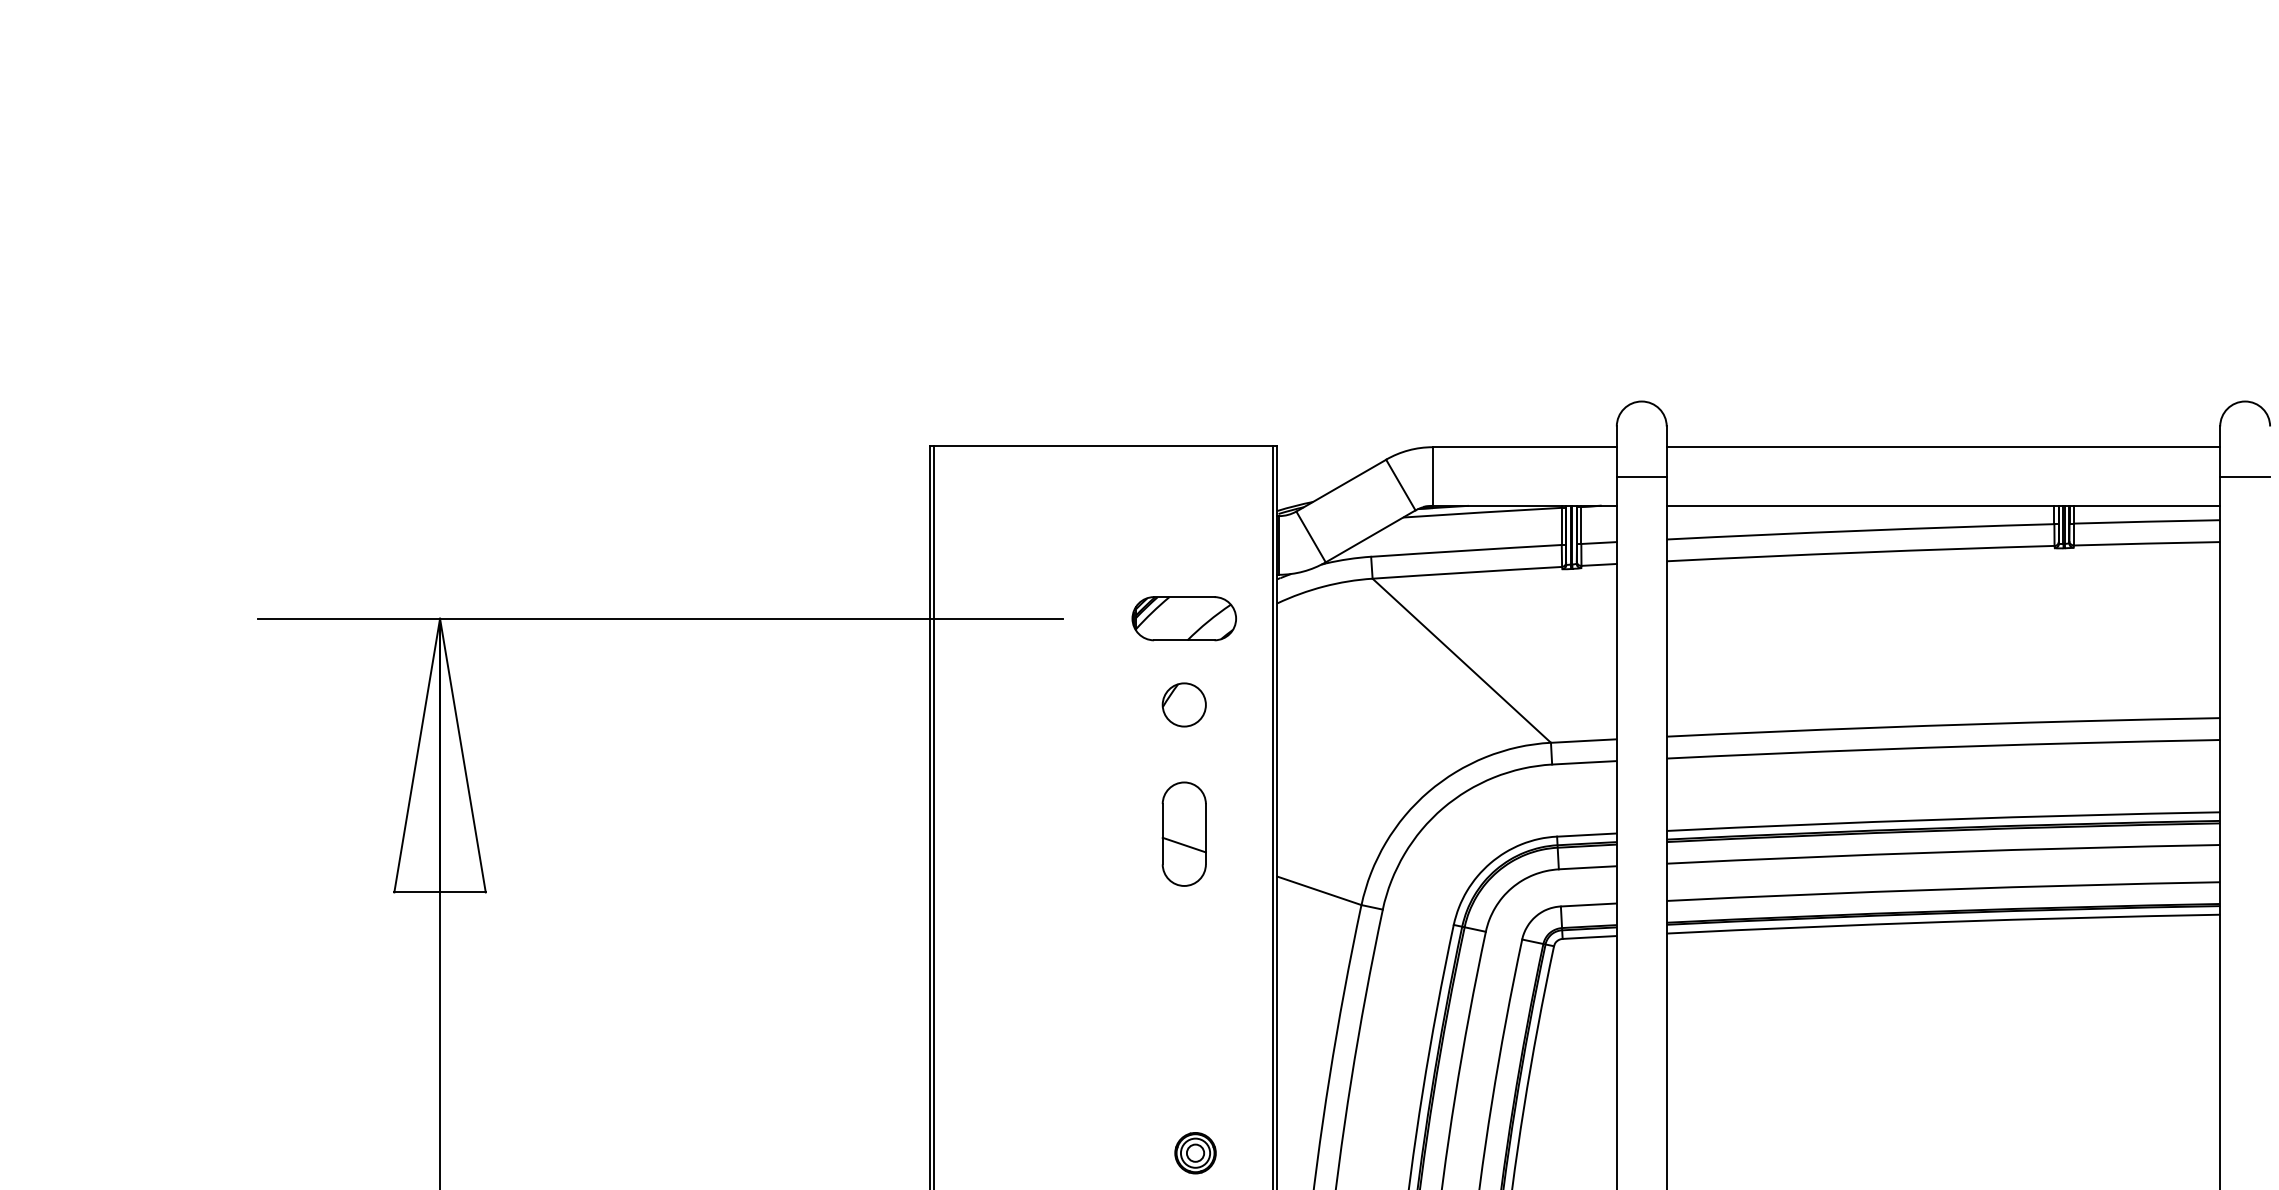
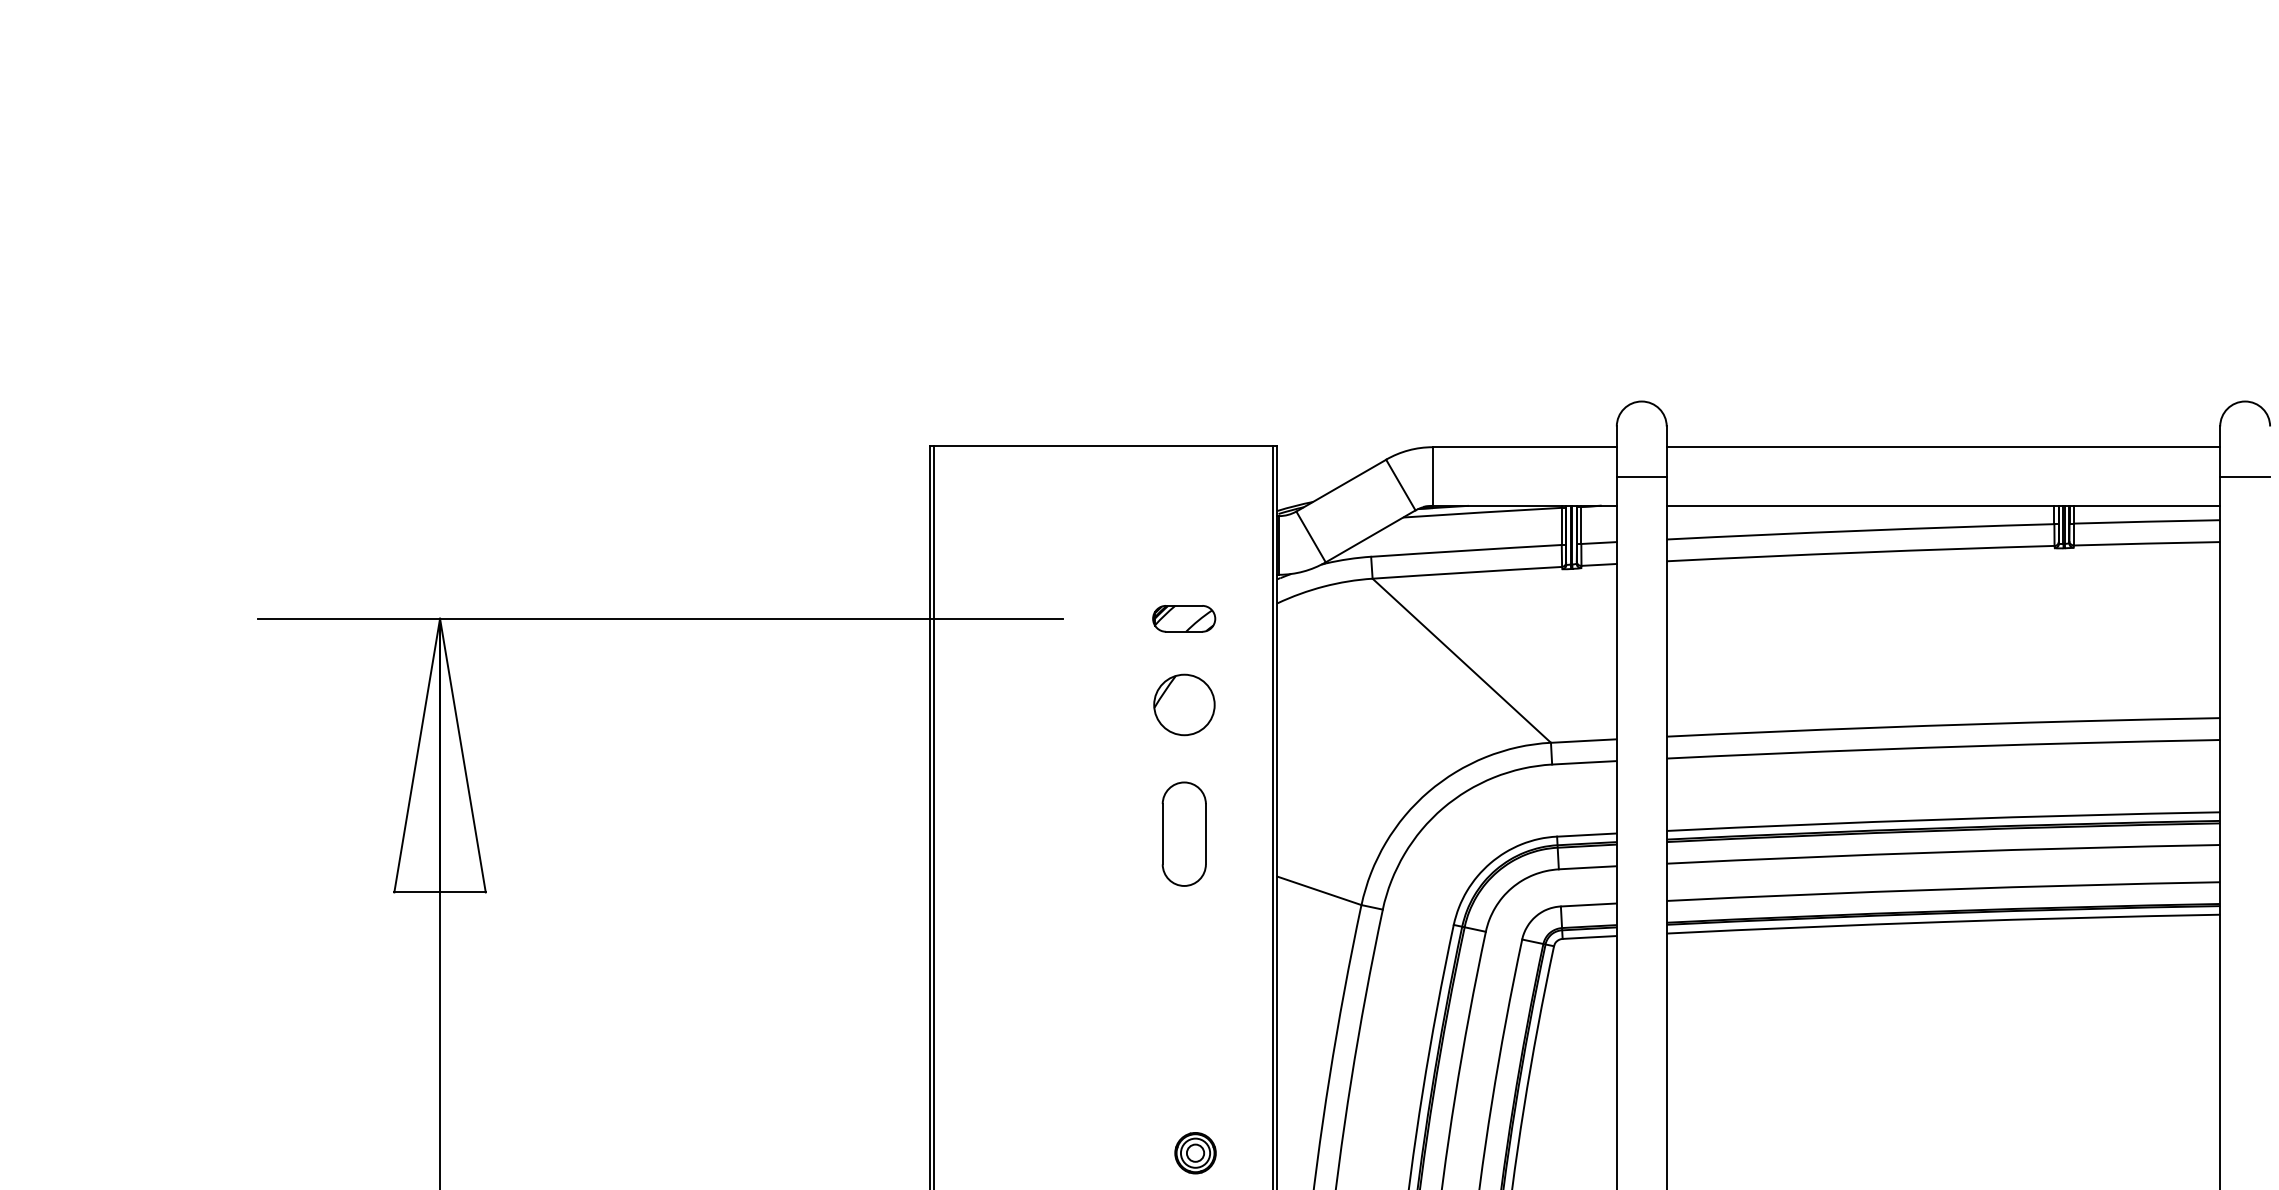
part size: 106x46 px -> 65x28 px (1184, 618)
part size: 46x46 px -> 63x64 px (1184, 704)
line: present -> none (1183, 844)
